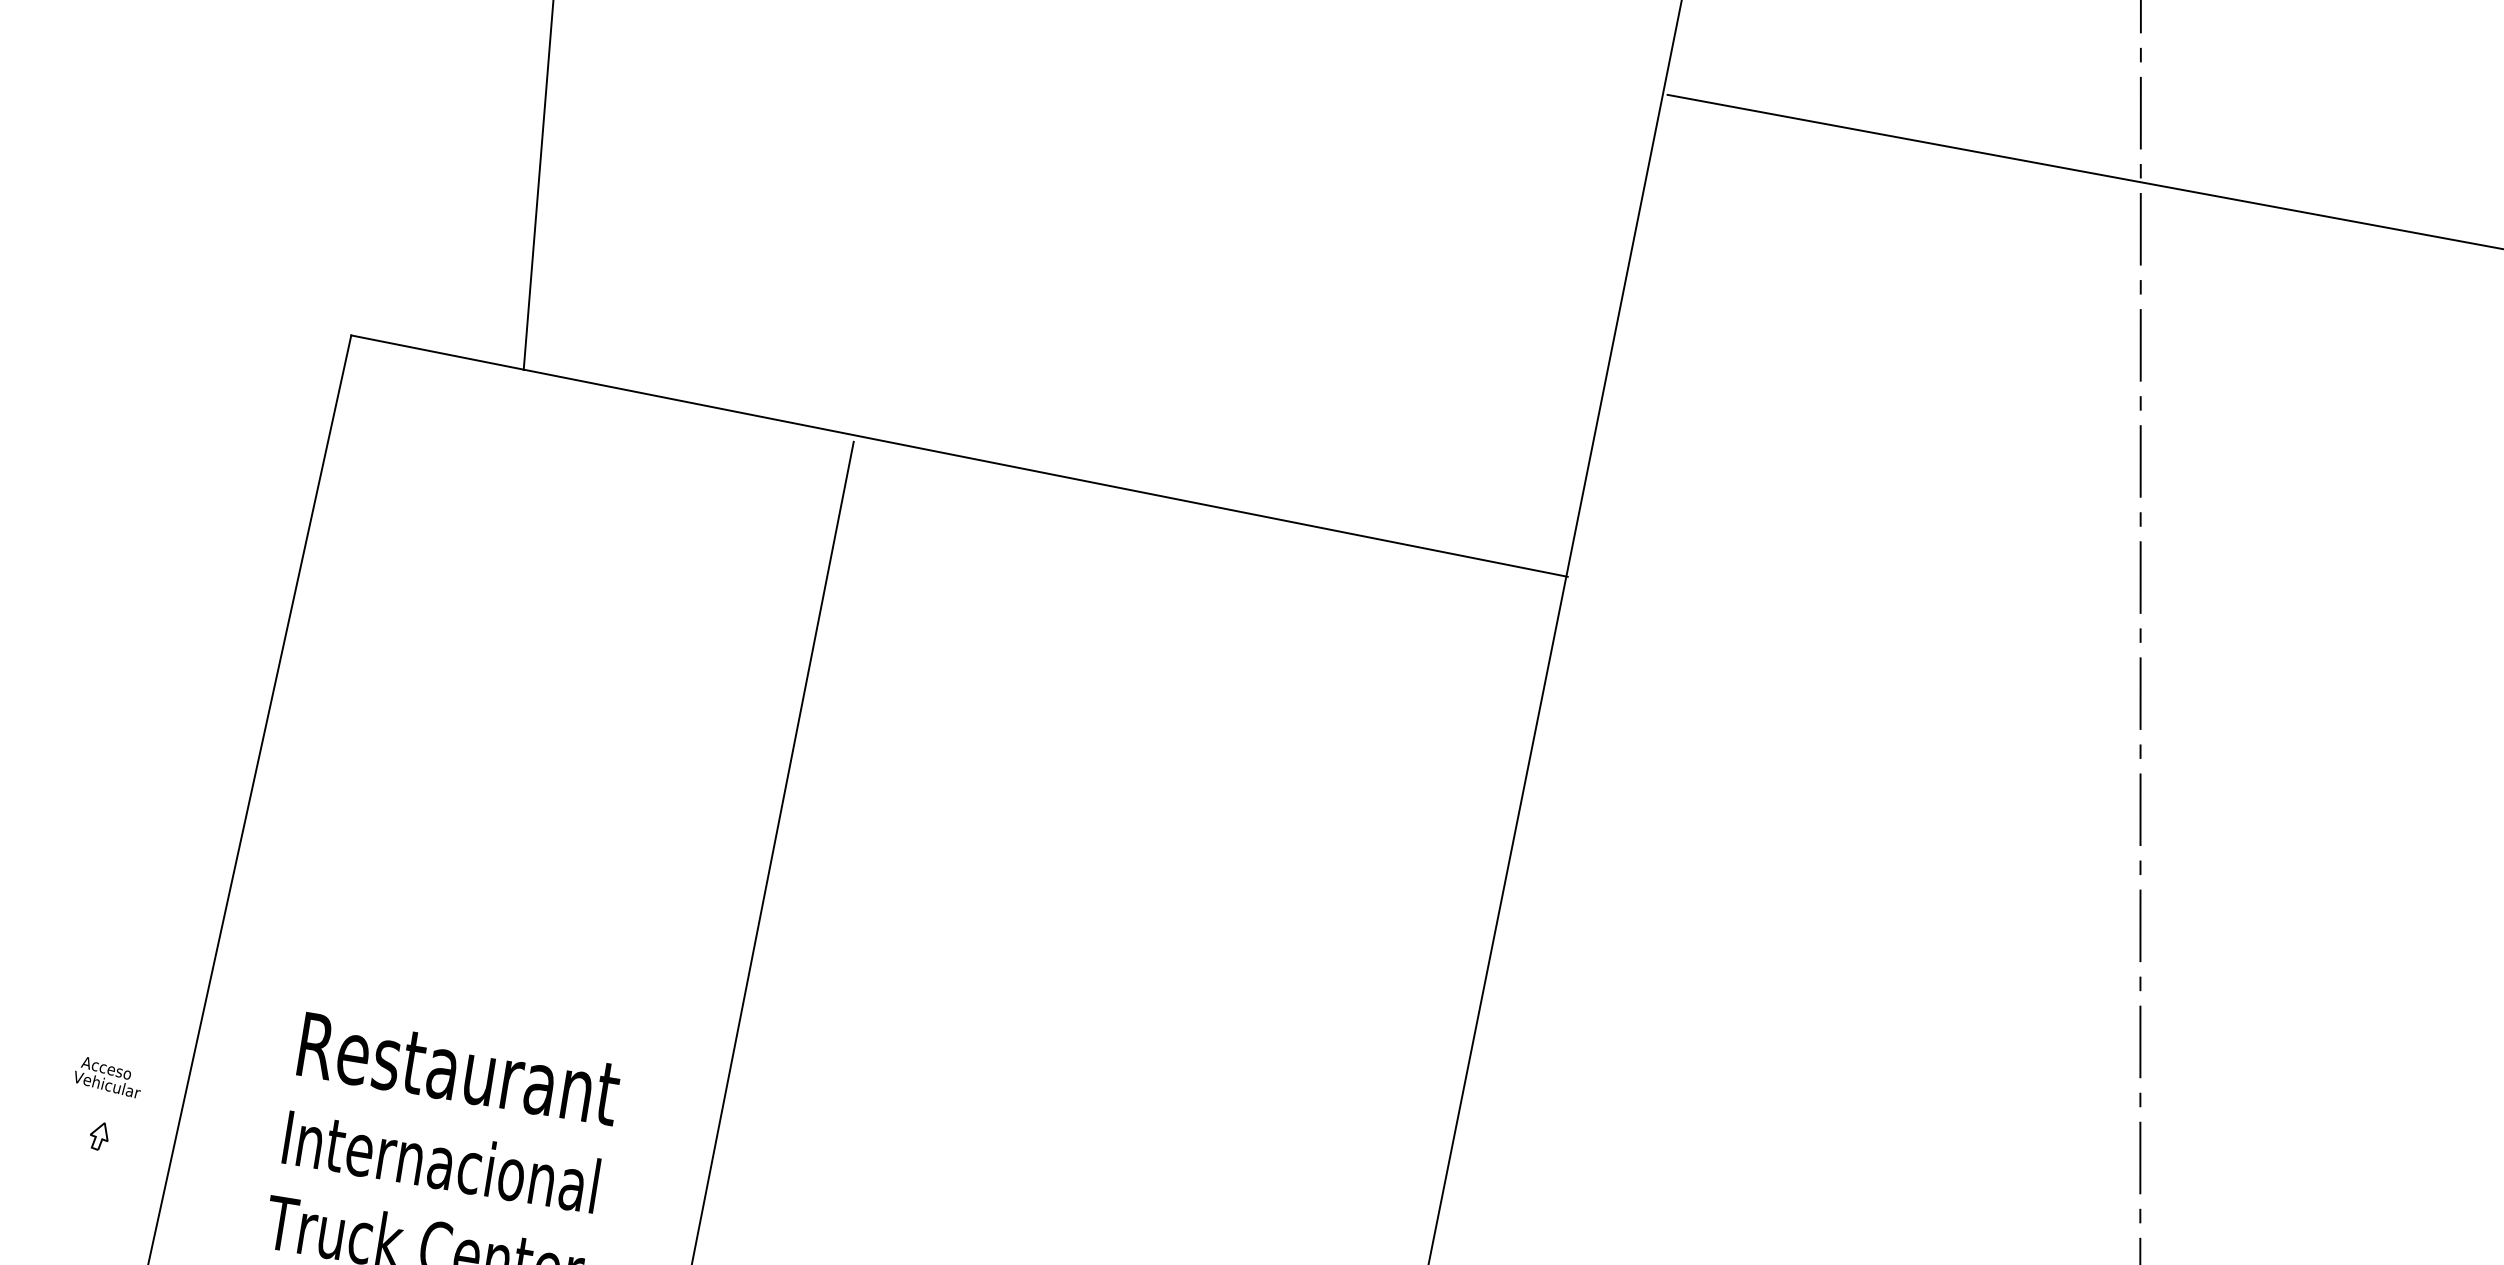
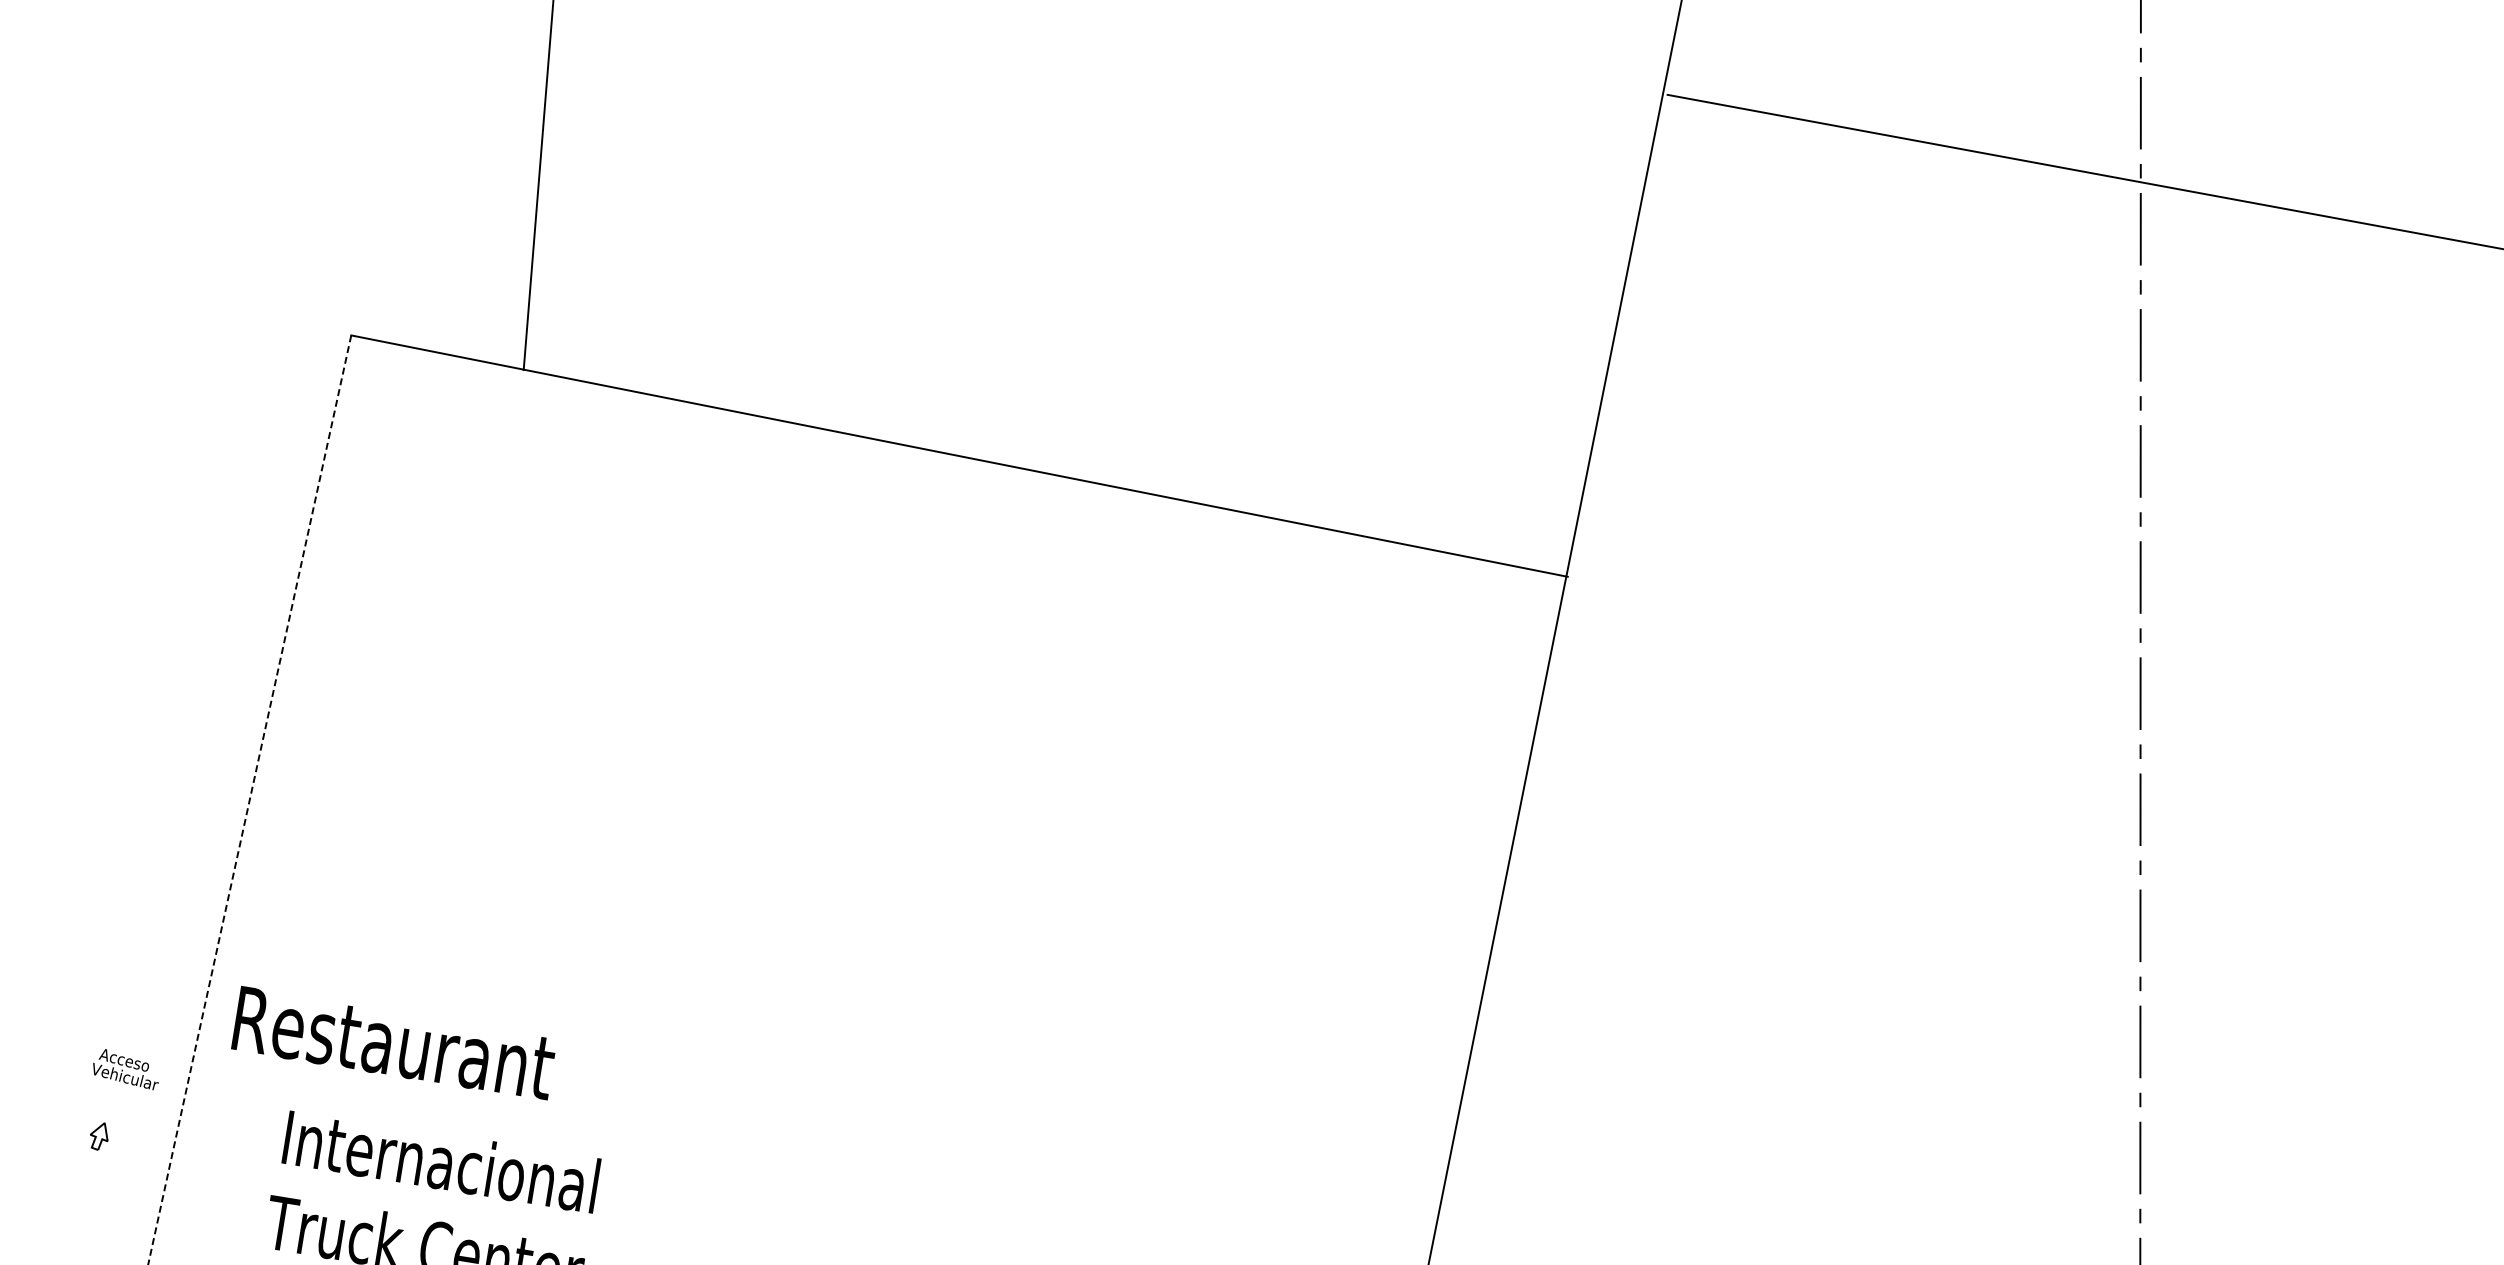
line: solid -> dashed (249, 800)
line: present -> none (772, 851)
text position: (458, 1069) -> (393, 1043) (393, 1043)
text position: (107, 1077) -> (125, 1069) (125, 1069)
